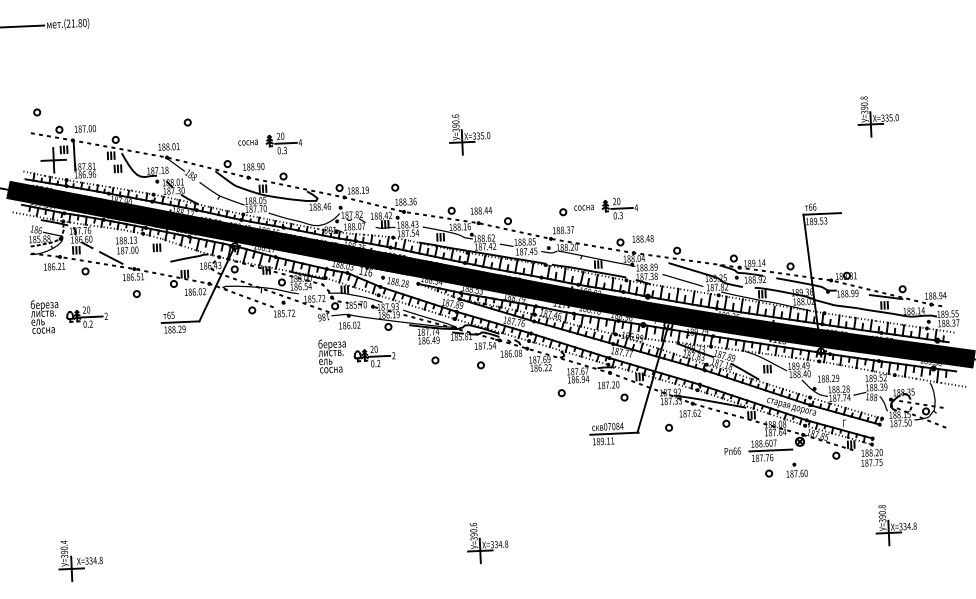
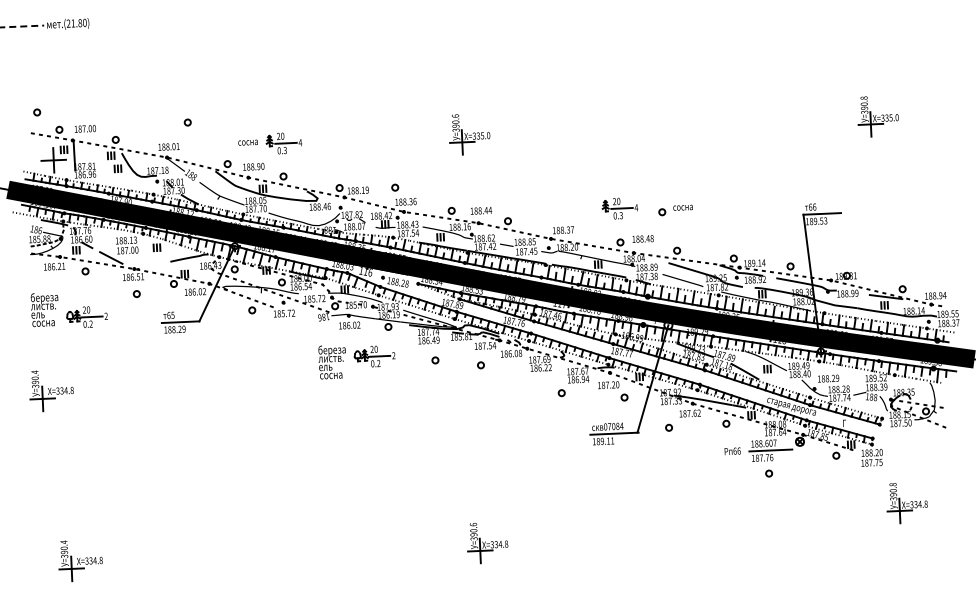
line: solid -> dashed (22, 26)
part position: (576, 210) -> (675, 210) (675, 210)
text position: (44, 317) -> (44, 310) (44, 310)
text position: (331, 356) -> (331, 362) (331, 362)
line: present -> none (953, 384)
part: none -> present (51, 391)
part: present -> none (796, 469)
part position: (895, 525) -> (906, 503) (906, 503)
